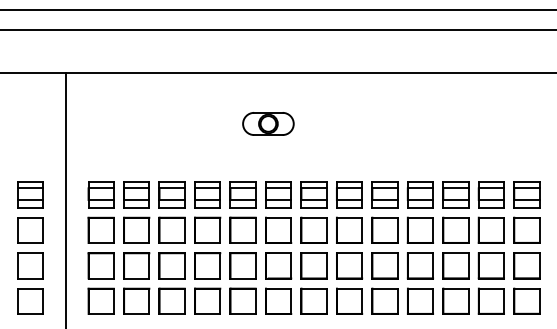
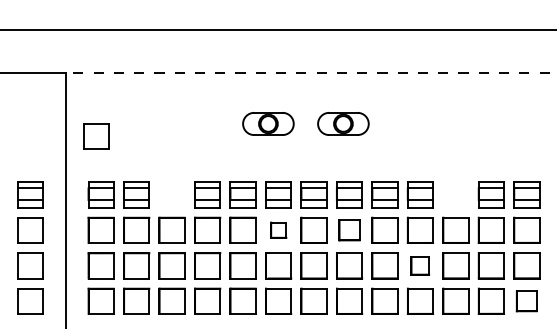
line: present -> none (277, 9)
line: solid -> dashed (310, 73)
part: none -> present (343, 123)
part: none -> present (96, 136)
part: present -> none (171, 194)
part: present -> none (455, 194)
part size: 28x28 px -> 18x18 px (278, 229)
part size: 28x28 px -> 23x23 px (349, 230)
part size: 28x28 px -> 21x20 px (420, 265)
part size: 28x28 px -> 23x23 px (526, 301)
